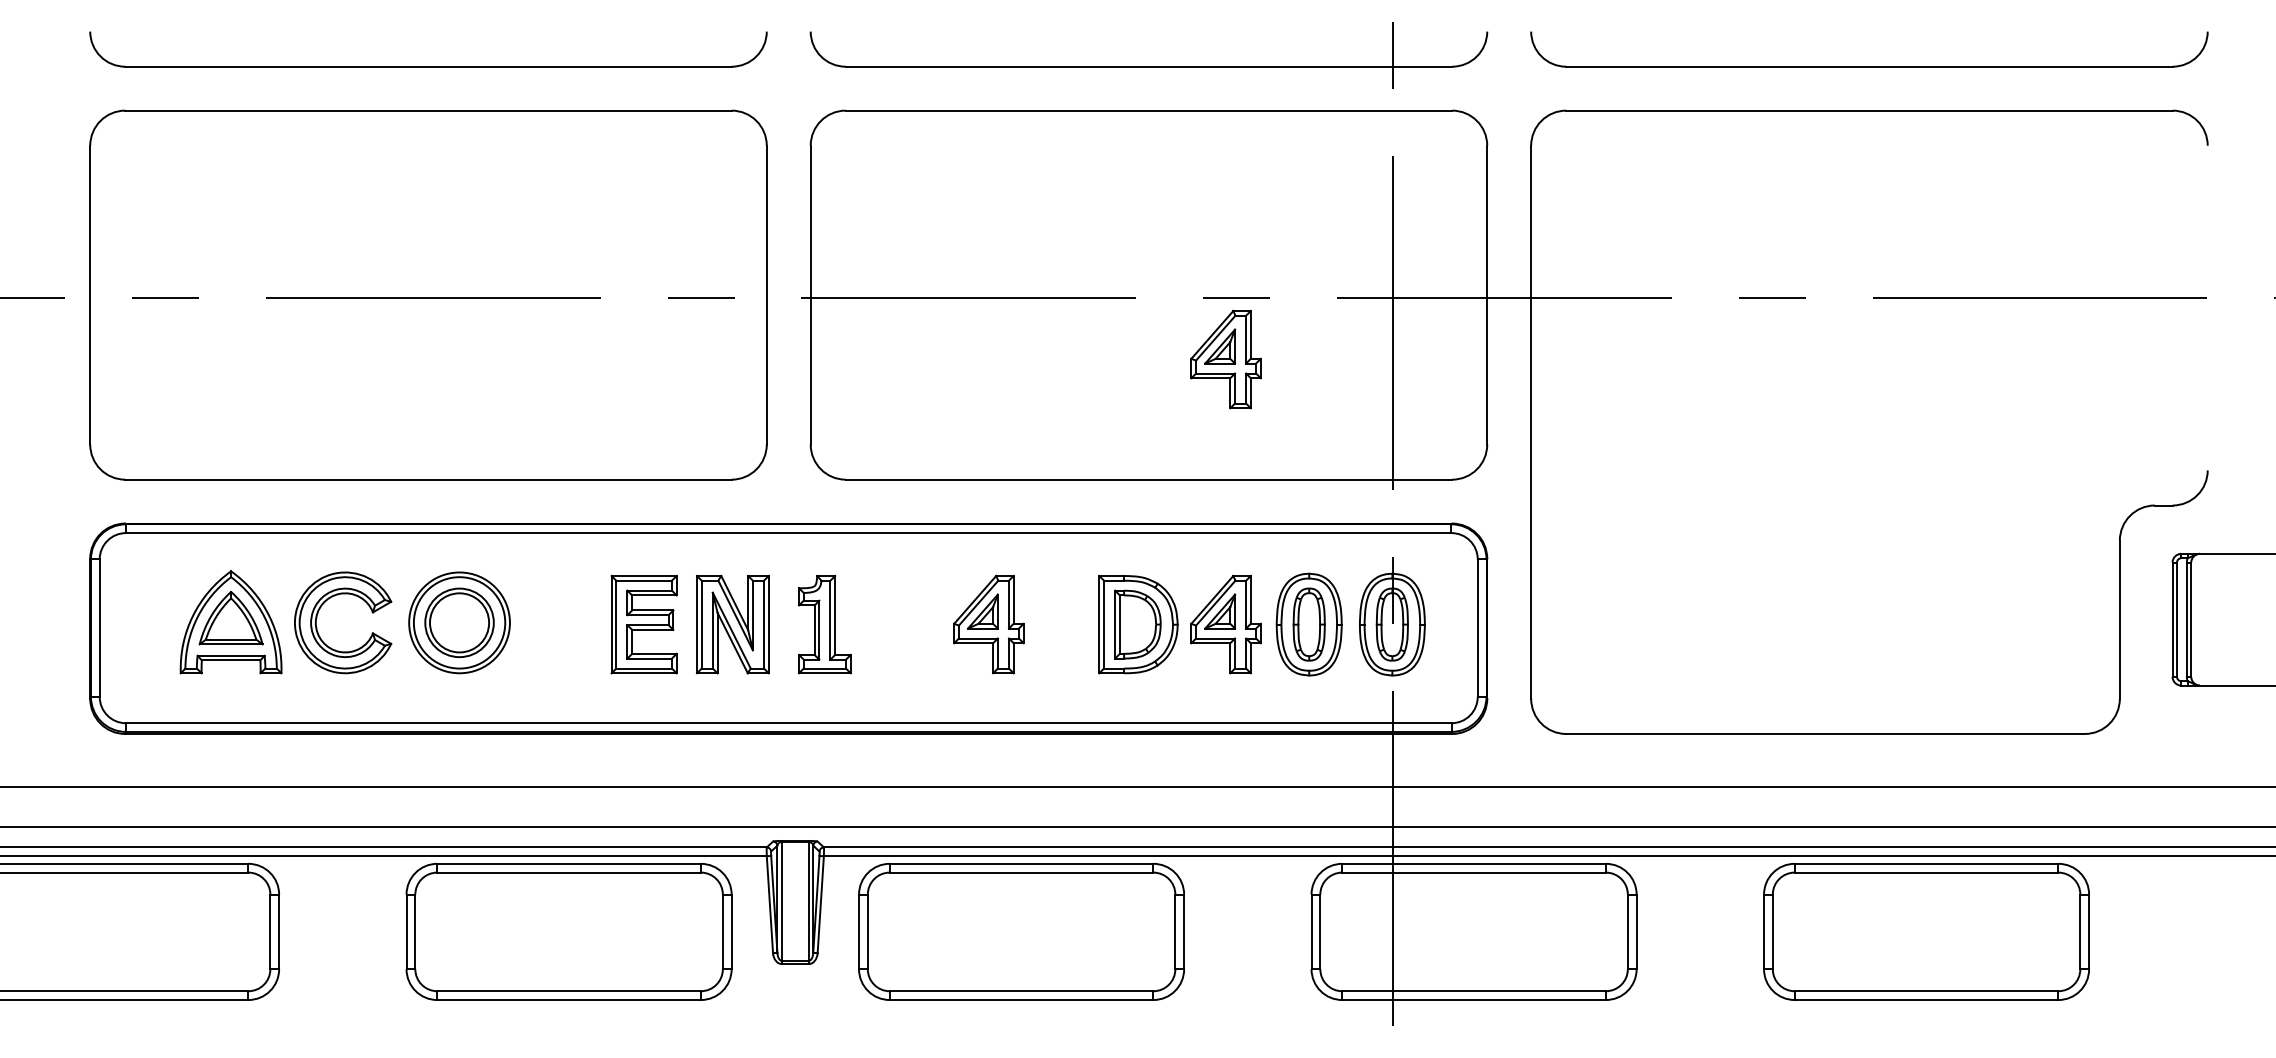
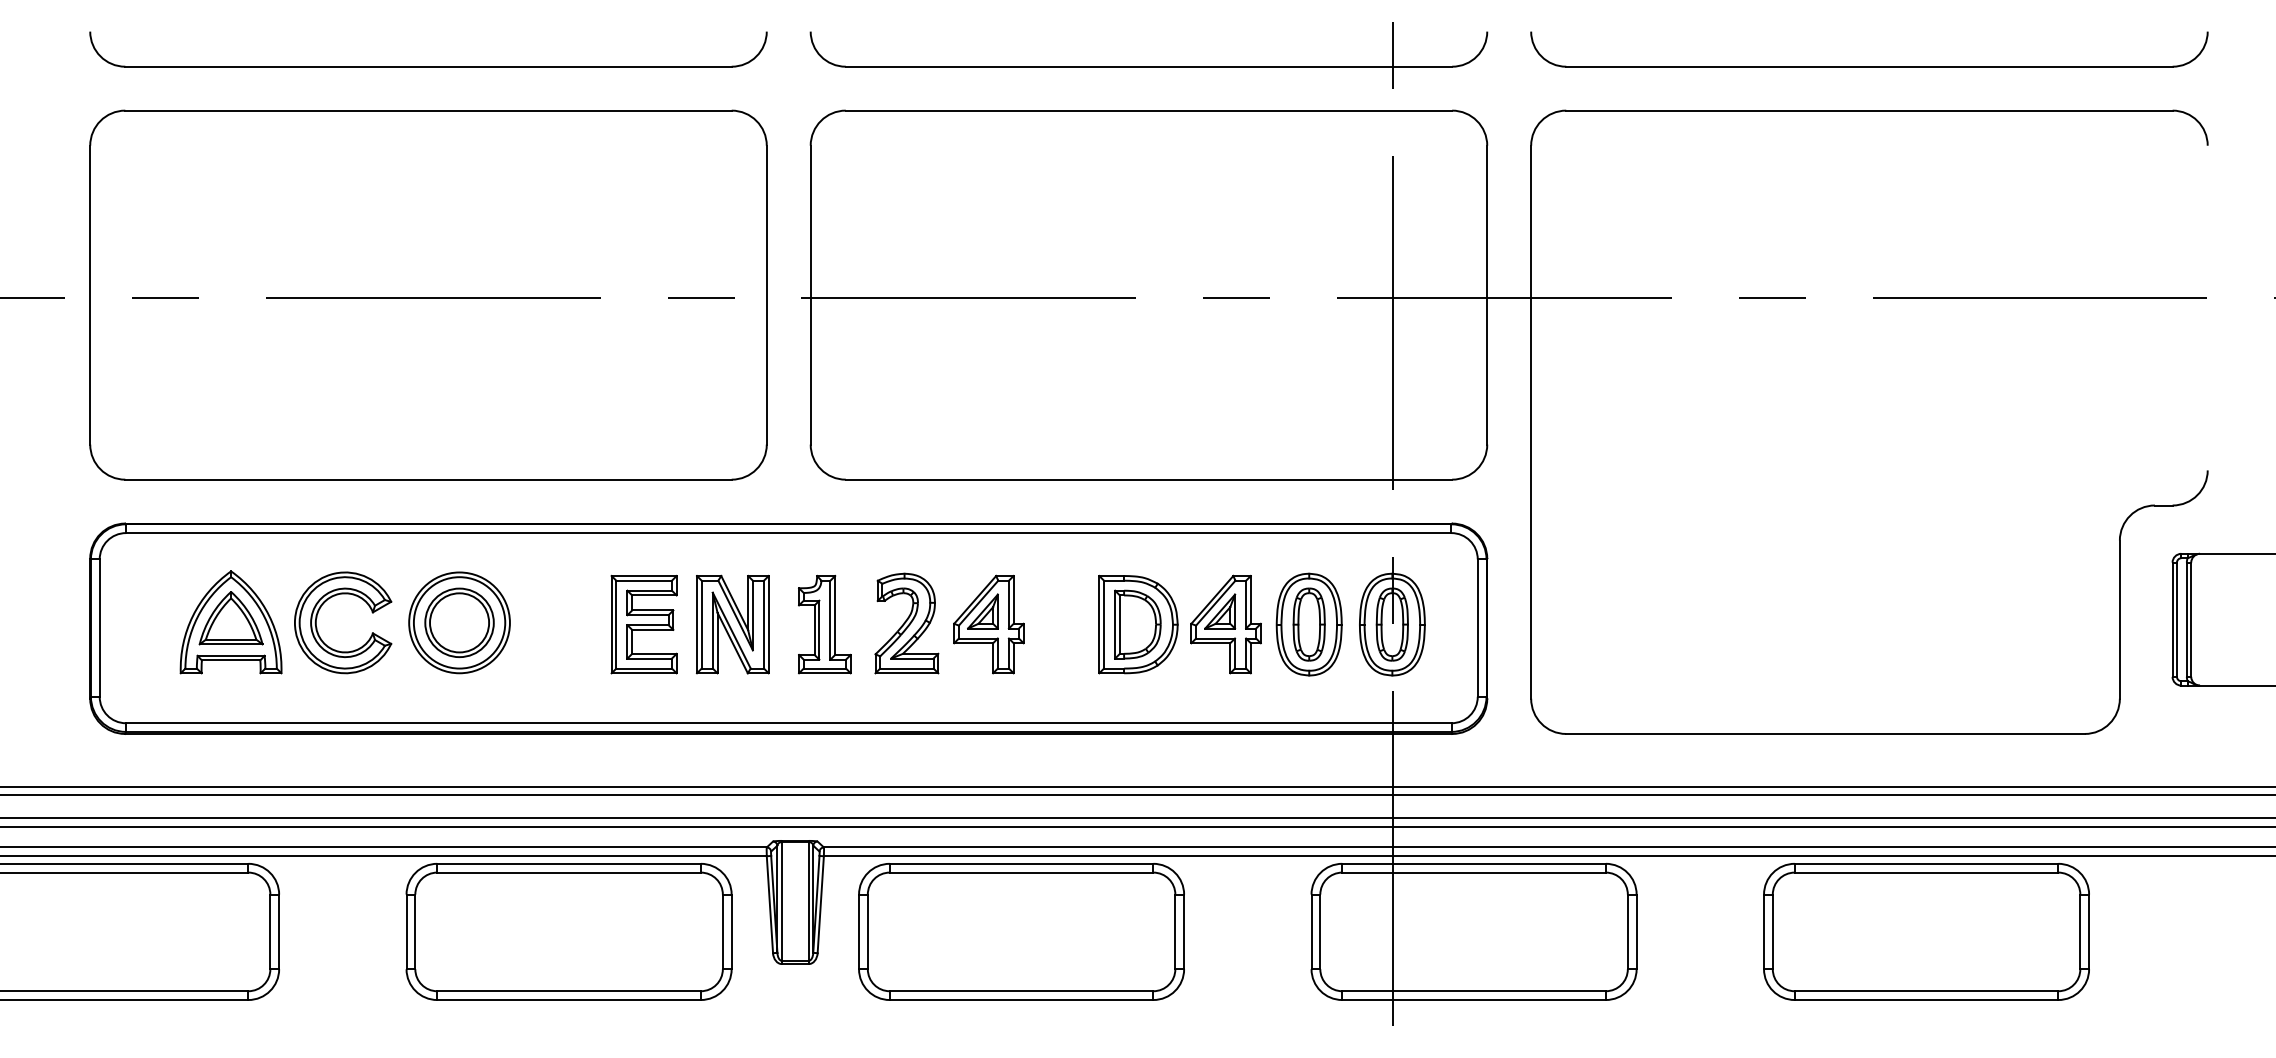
part: present -> none (1225, 359)
part: none -> present (906, 623)
line: none -> present (1137, 794)
line: none -> present (1137, 818)
